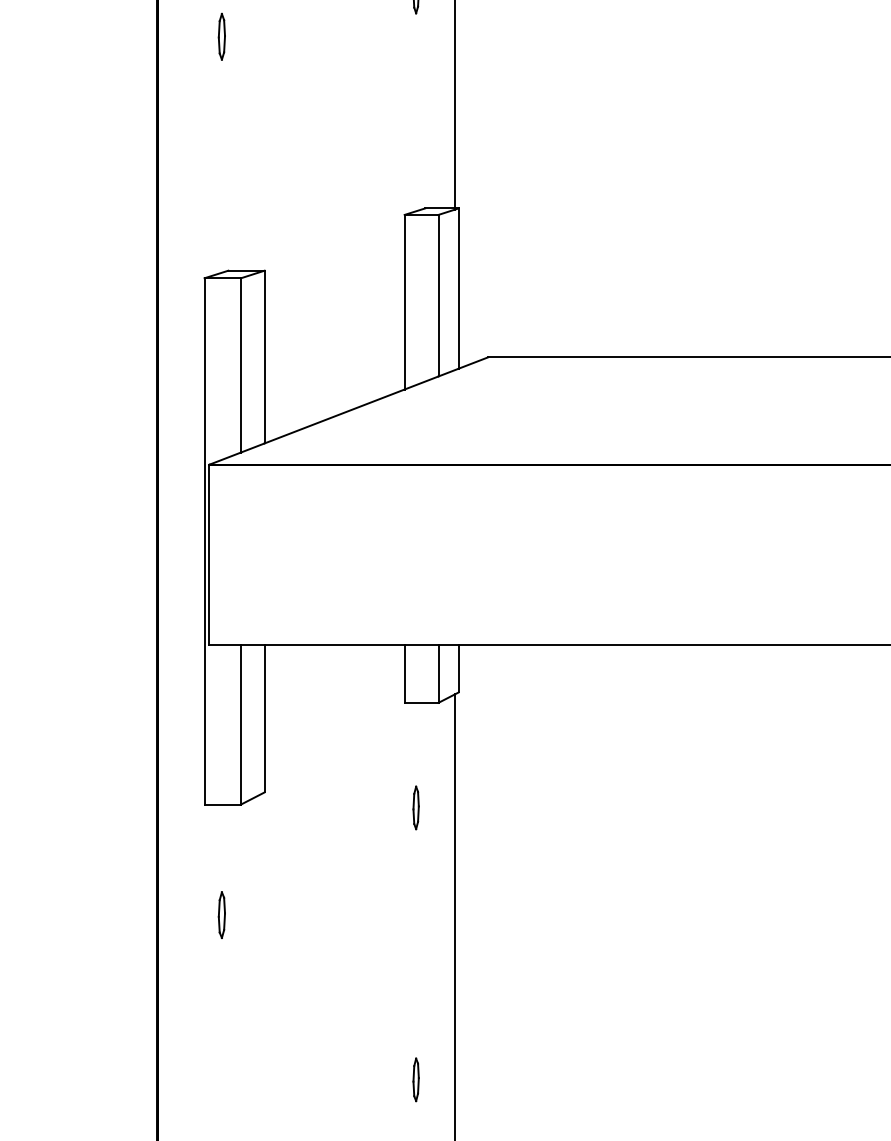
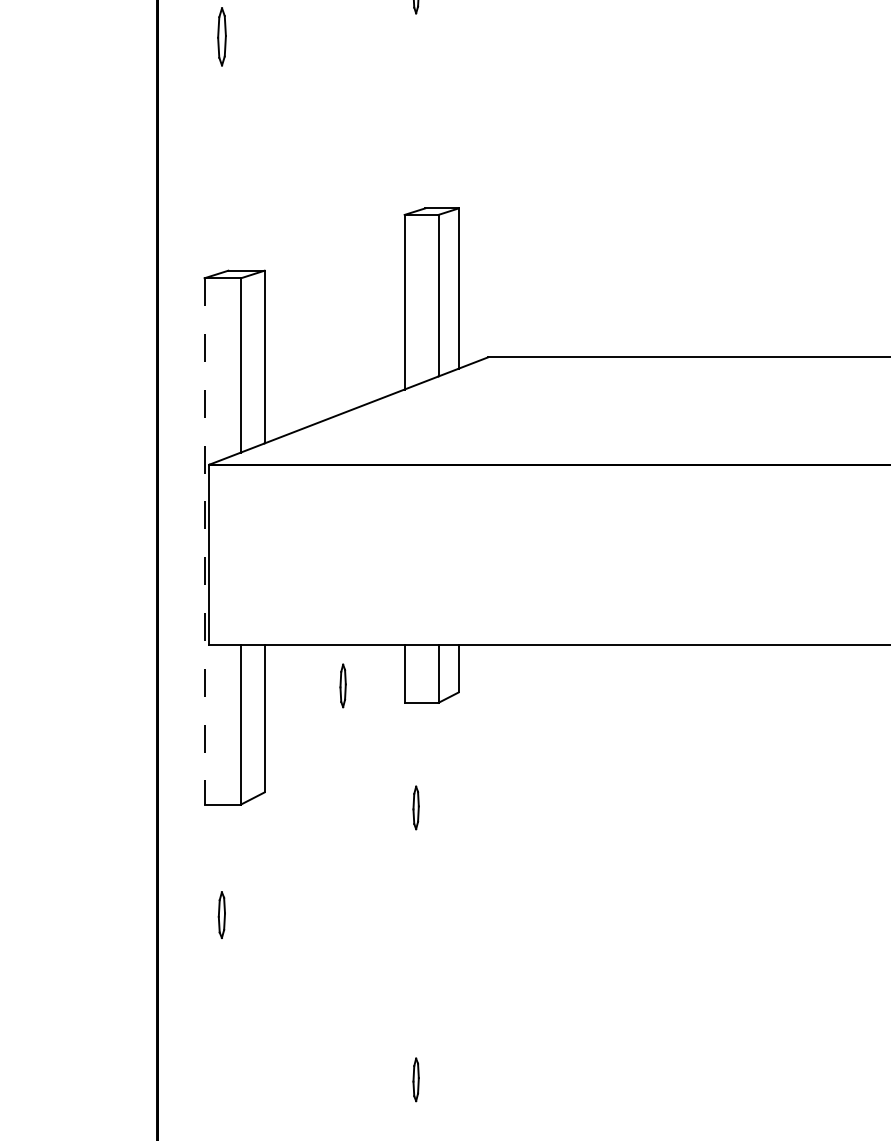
part size: 9x49 px -> 10x60 px (221, 36)
line: present -> none (454, 105)
line: solid -> dashed (204, 541)
part: none -> present (342, 685)
line: present -> none (454, 915)
